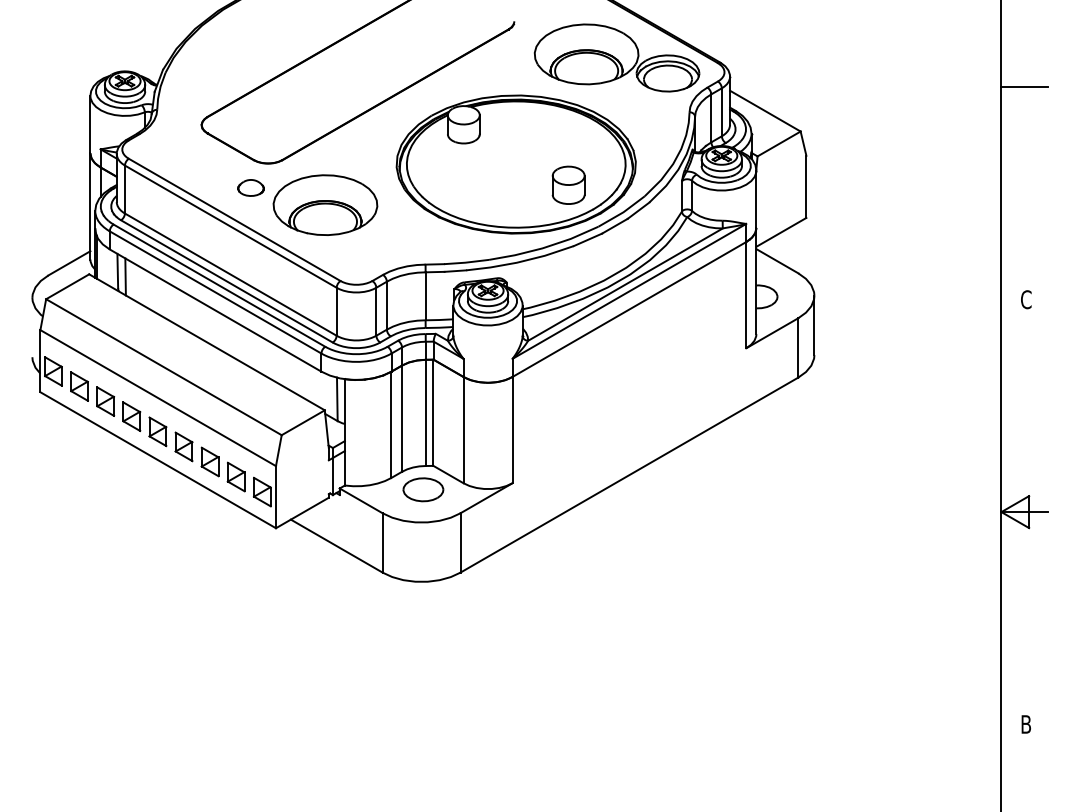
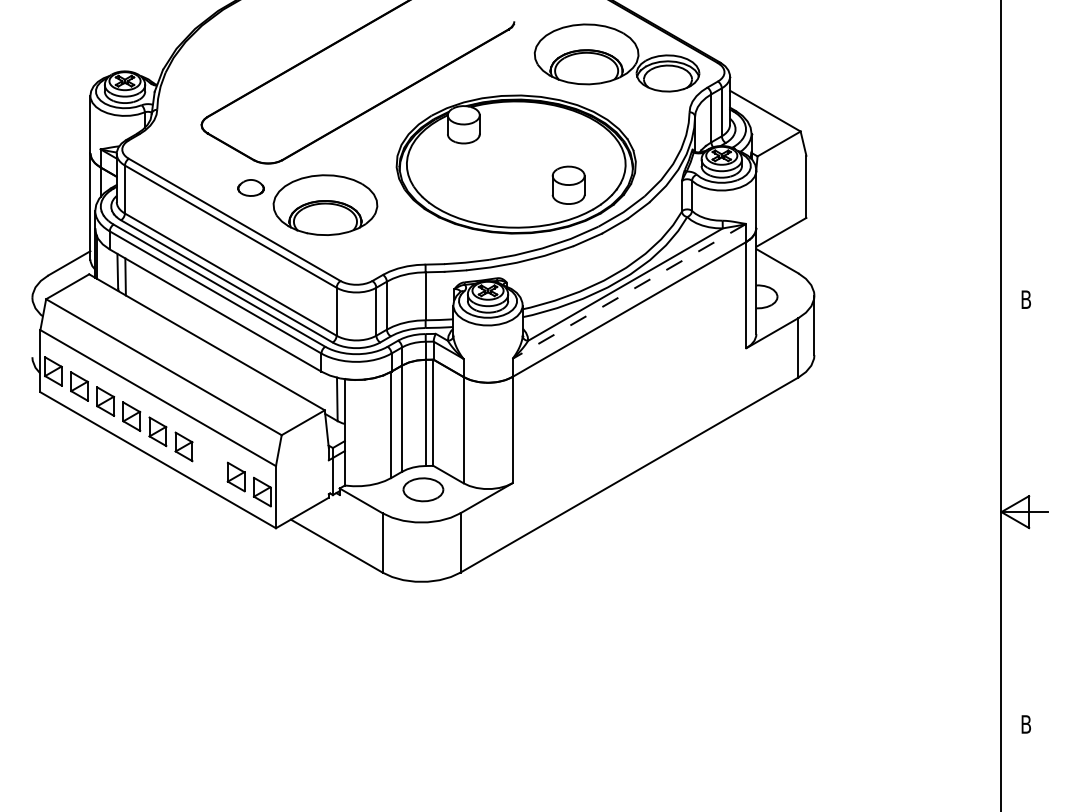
line: present -> none (1024, 87)
line: solid -> dashed (629, 291)
text: C -> B (1026, 299)
part: present -> none (209, 461)
